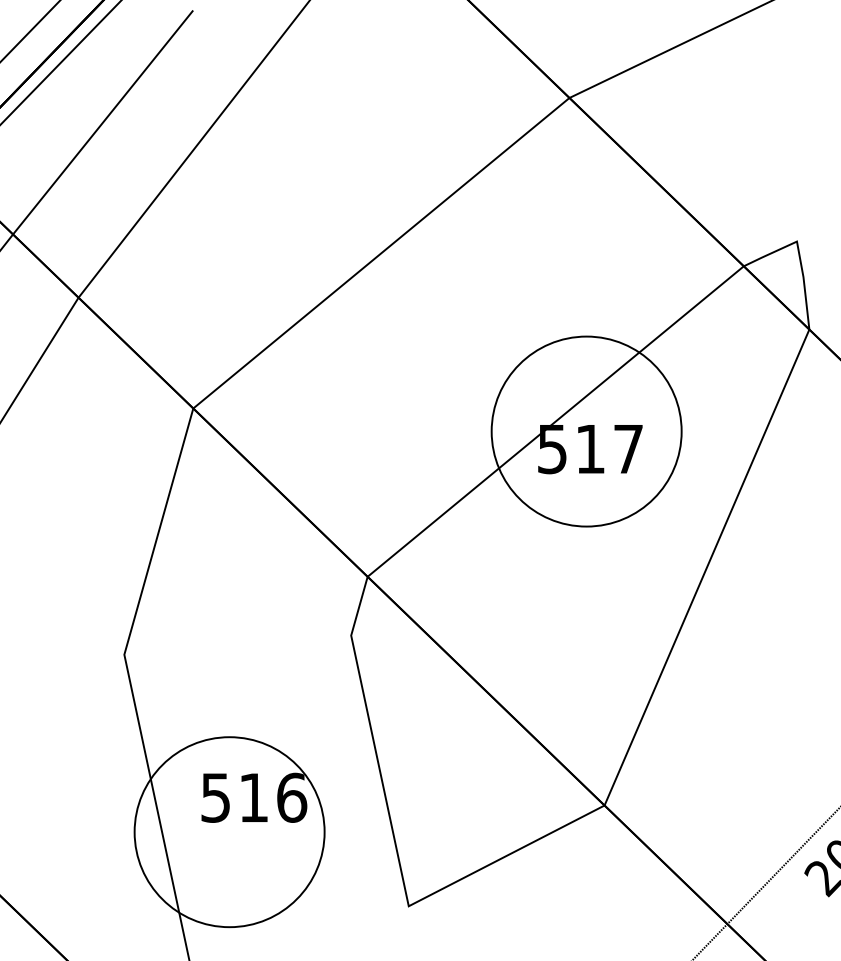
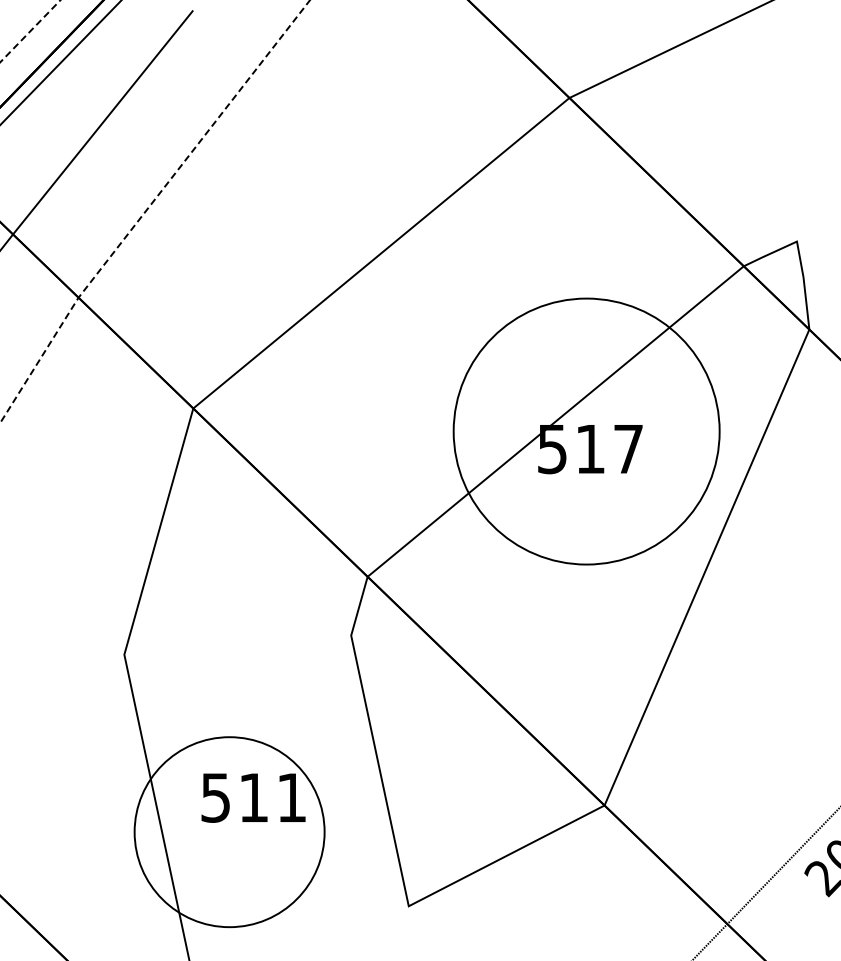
line: solid -> dashed (30, 31)
line: solid -> dashed (148, 207)
circle diameter: 190 px -> 266 px (586, 431)
text: 516 -> 511 (292, 797)
